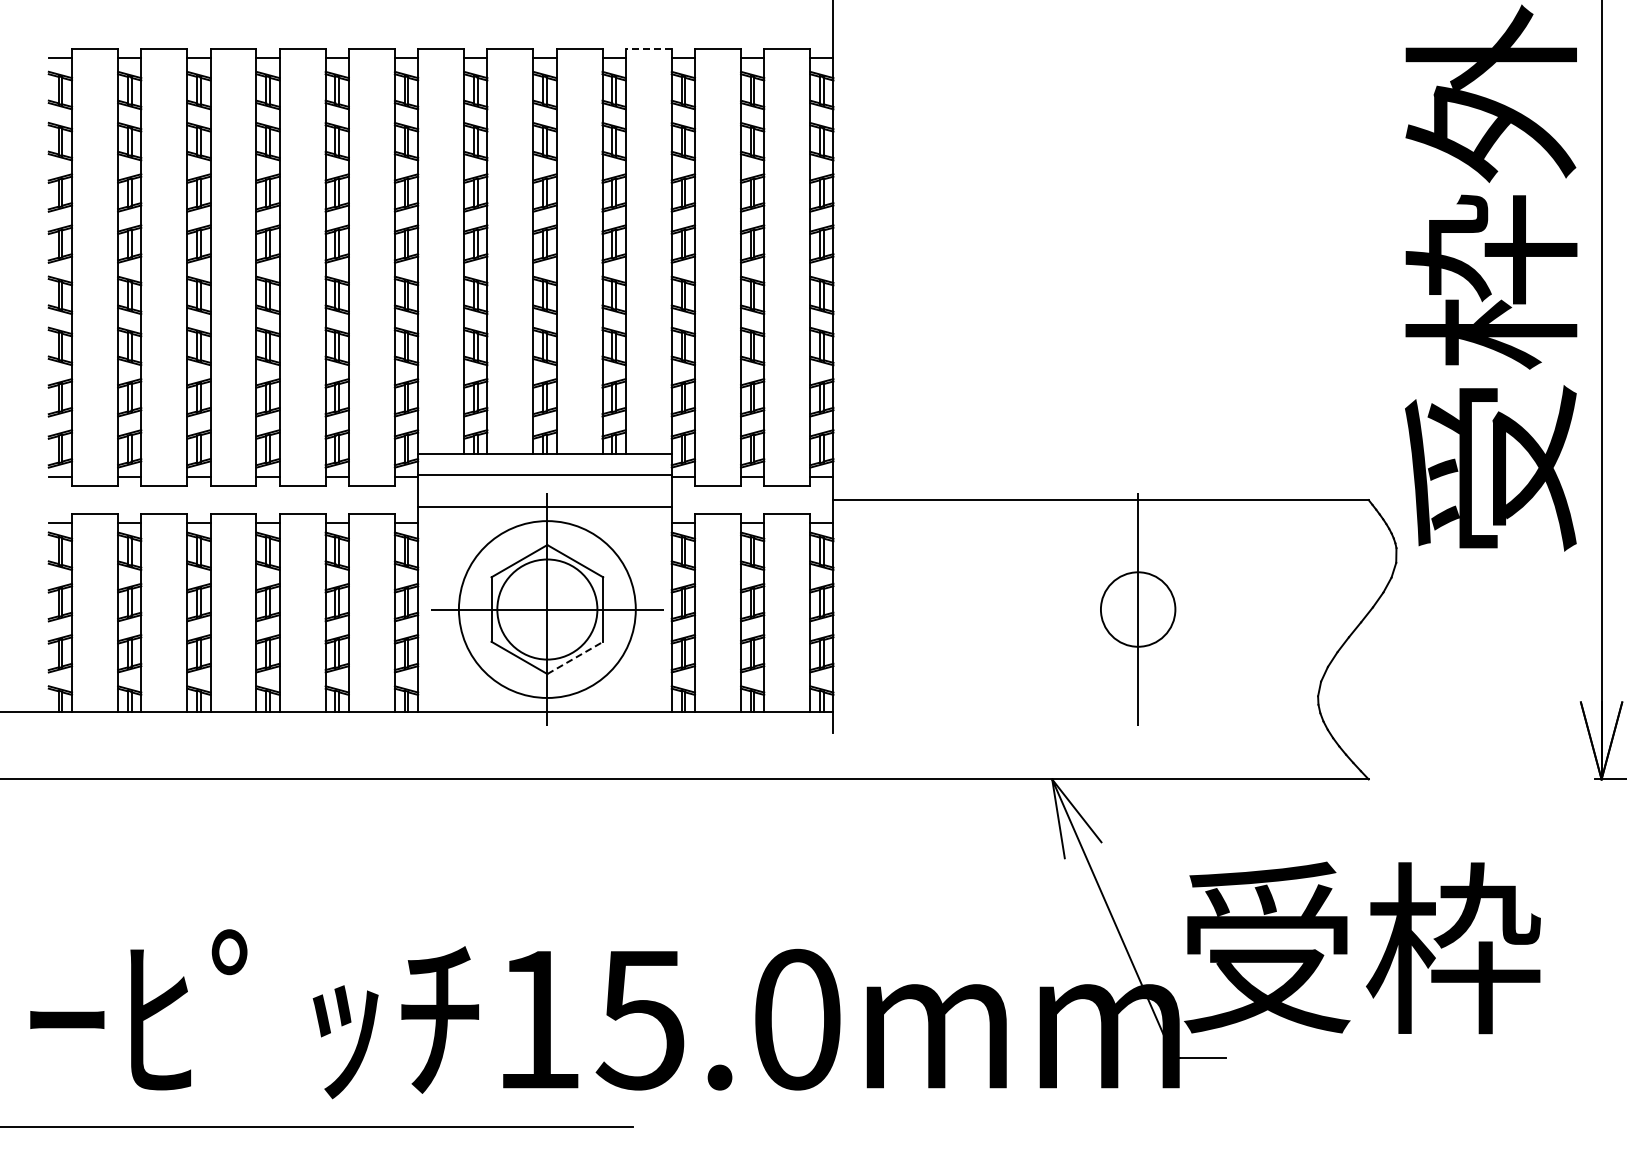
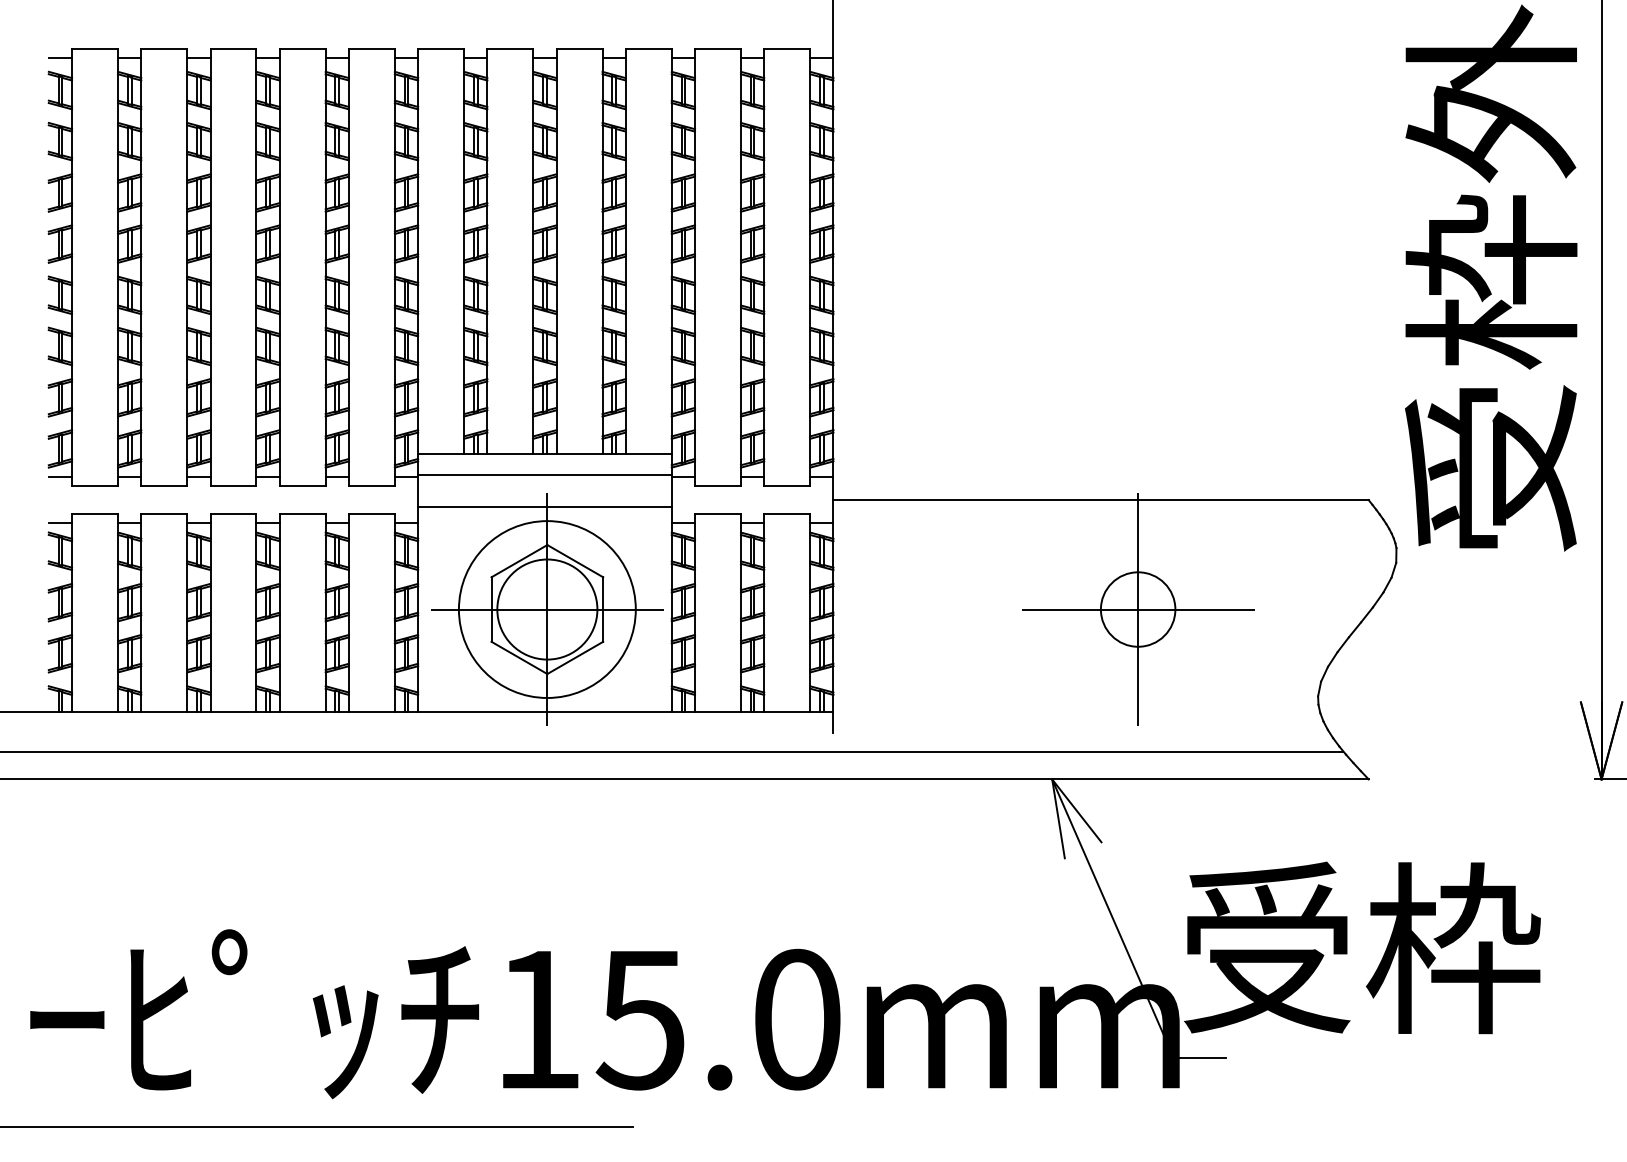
line: dashed -> solid (648, 48)
line: none -> present (1137, 609)
line: dashed -> solid (575, 657)
line: none -> present (672, 751)
